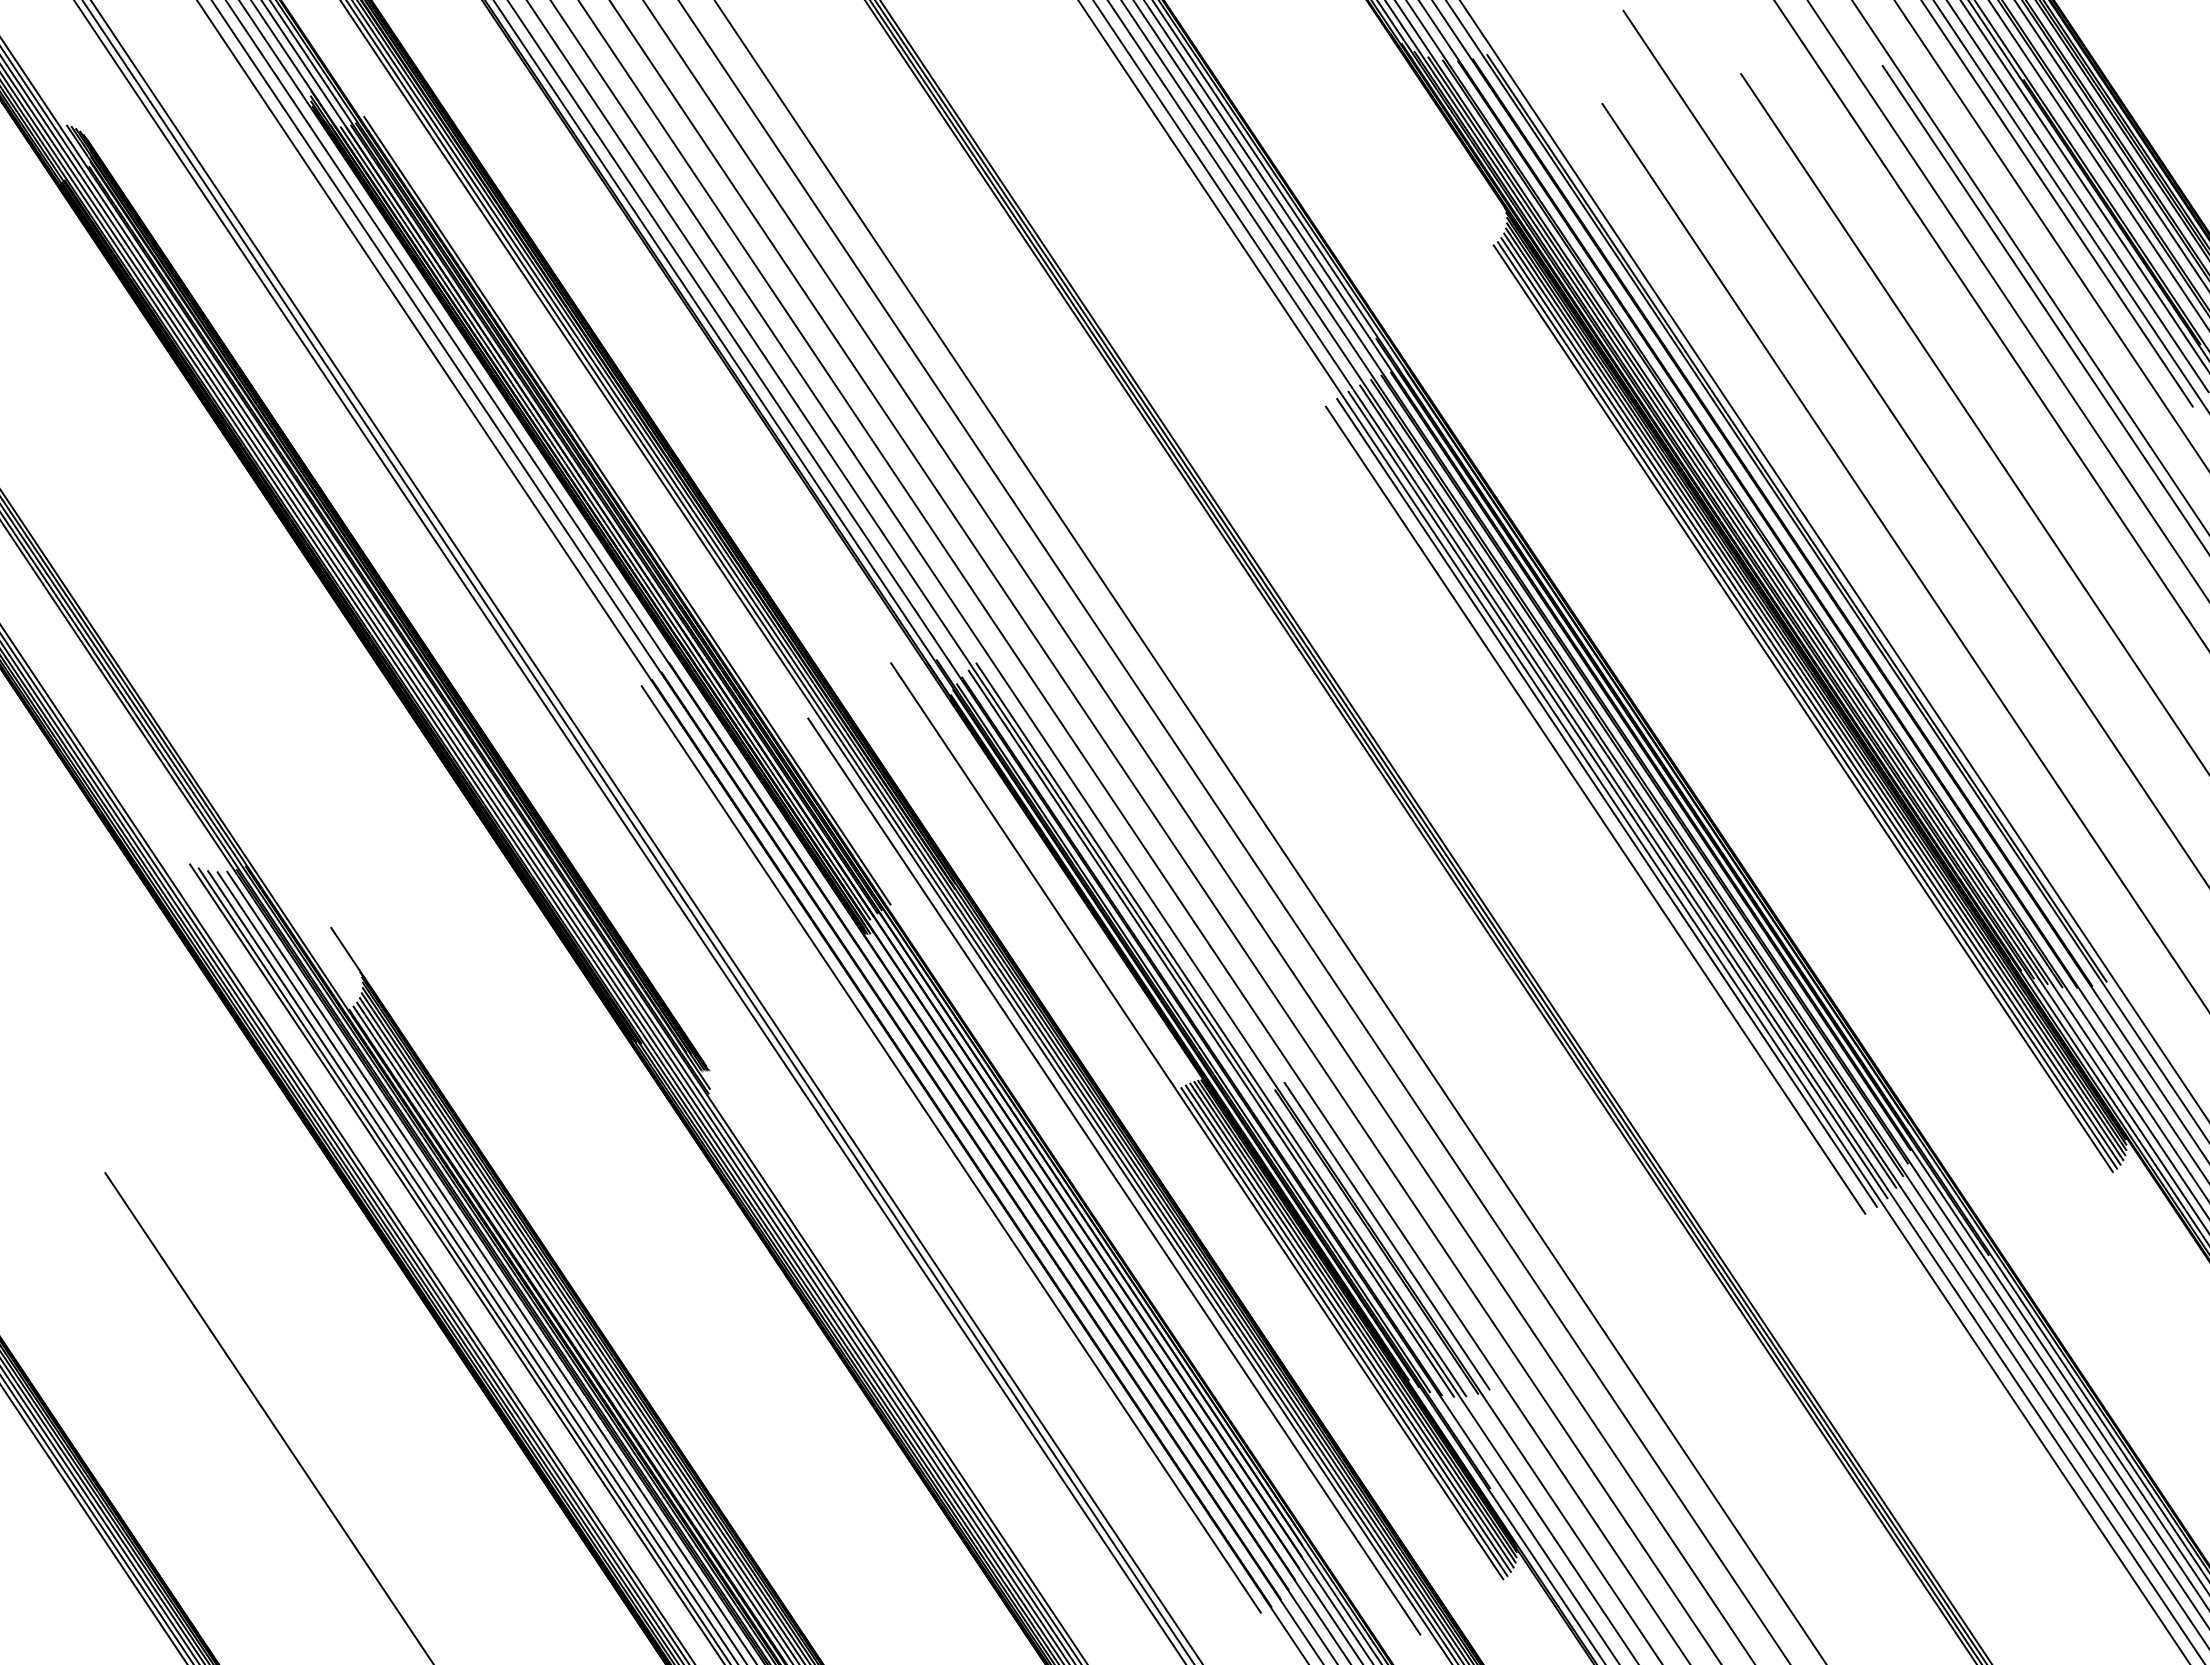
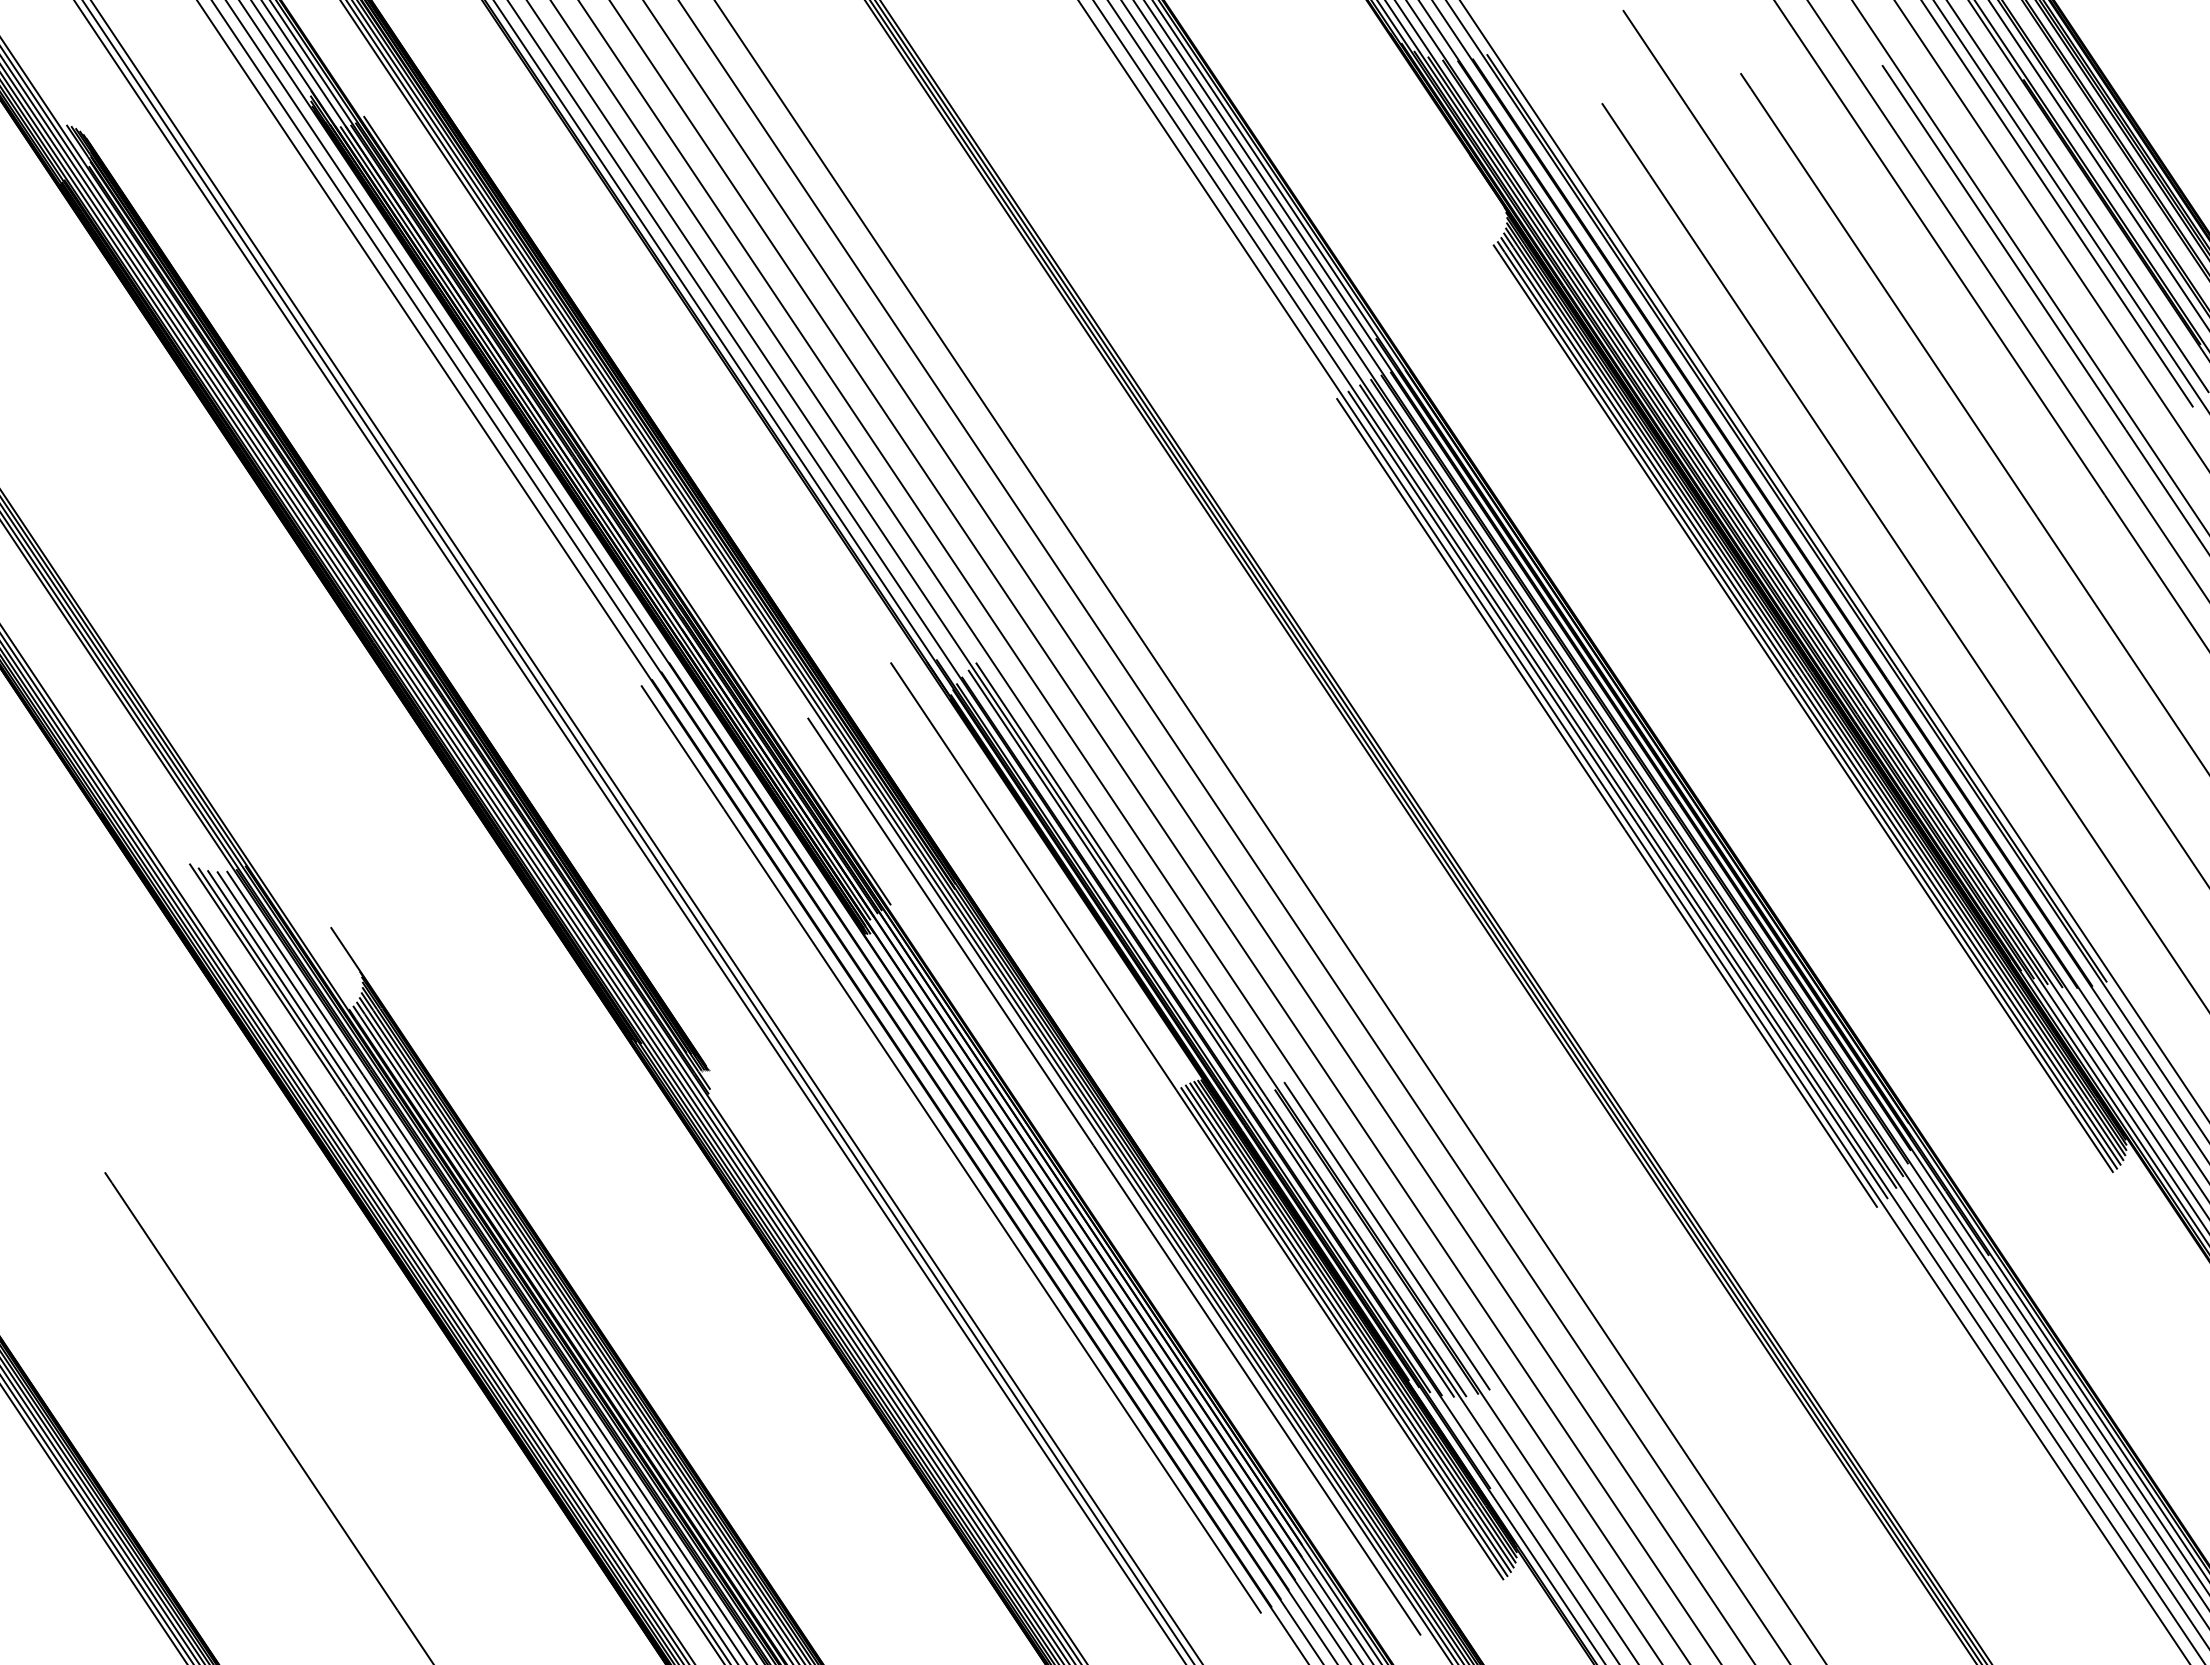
line: present -> none (2111, 145)
line: present -> none (2083, 185)
line: present -> none (1595, 809)
